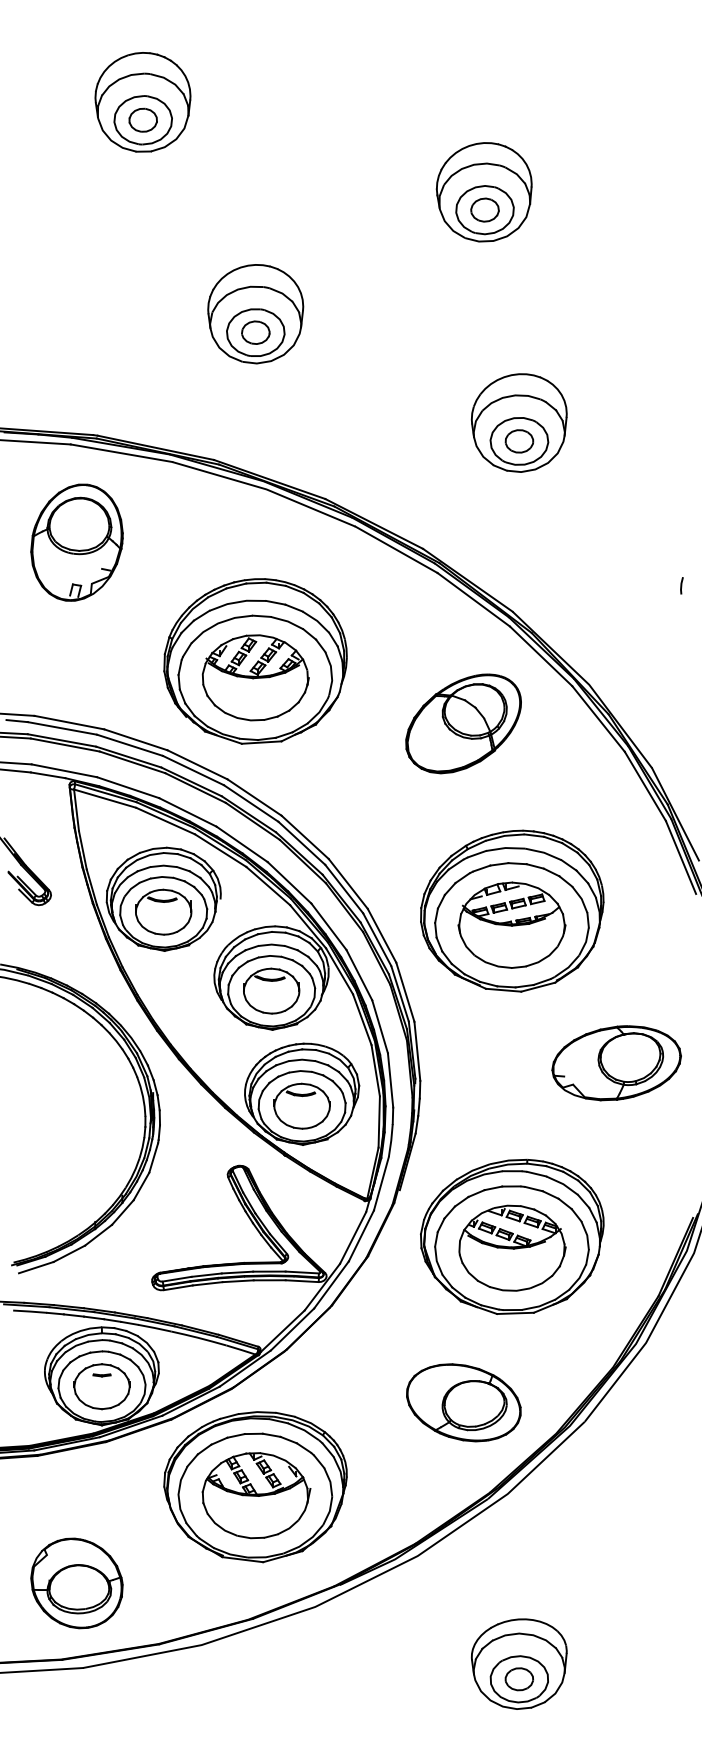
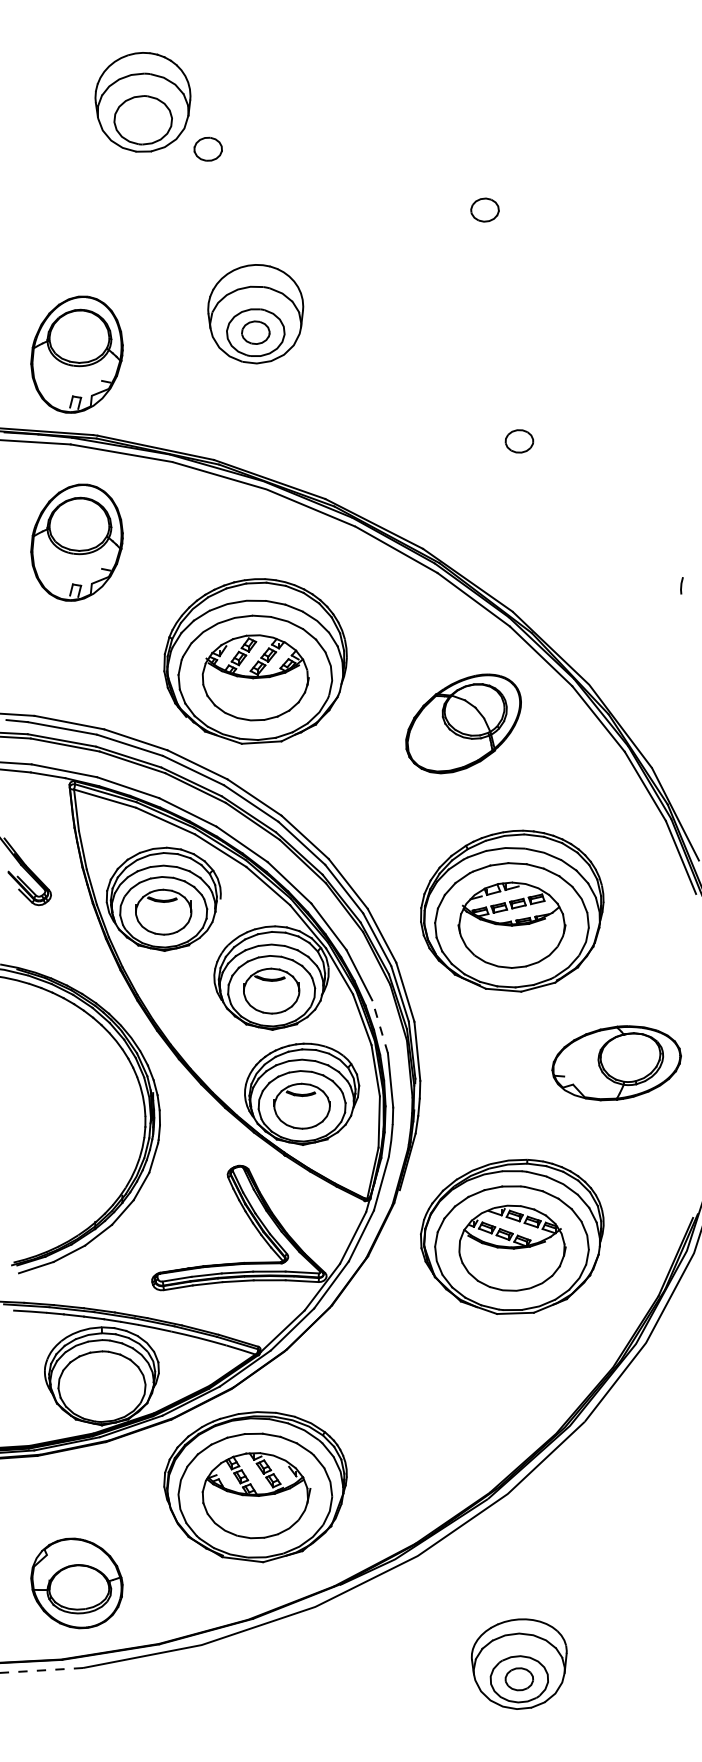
part position: (142, 119) -> (207, 148) (207, 148)
part: present -> none (483, 192)
part: none -> present (76, 354)
part: present -> none (518, 422)
line: solid -> dashed (380, 1026)
part: present -> none (101, 1386)
part: present -> none (463, 1402)
line: solid -> dashed (41, 1670)
